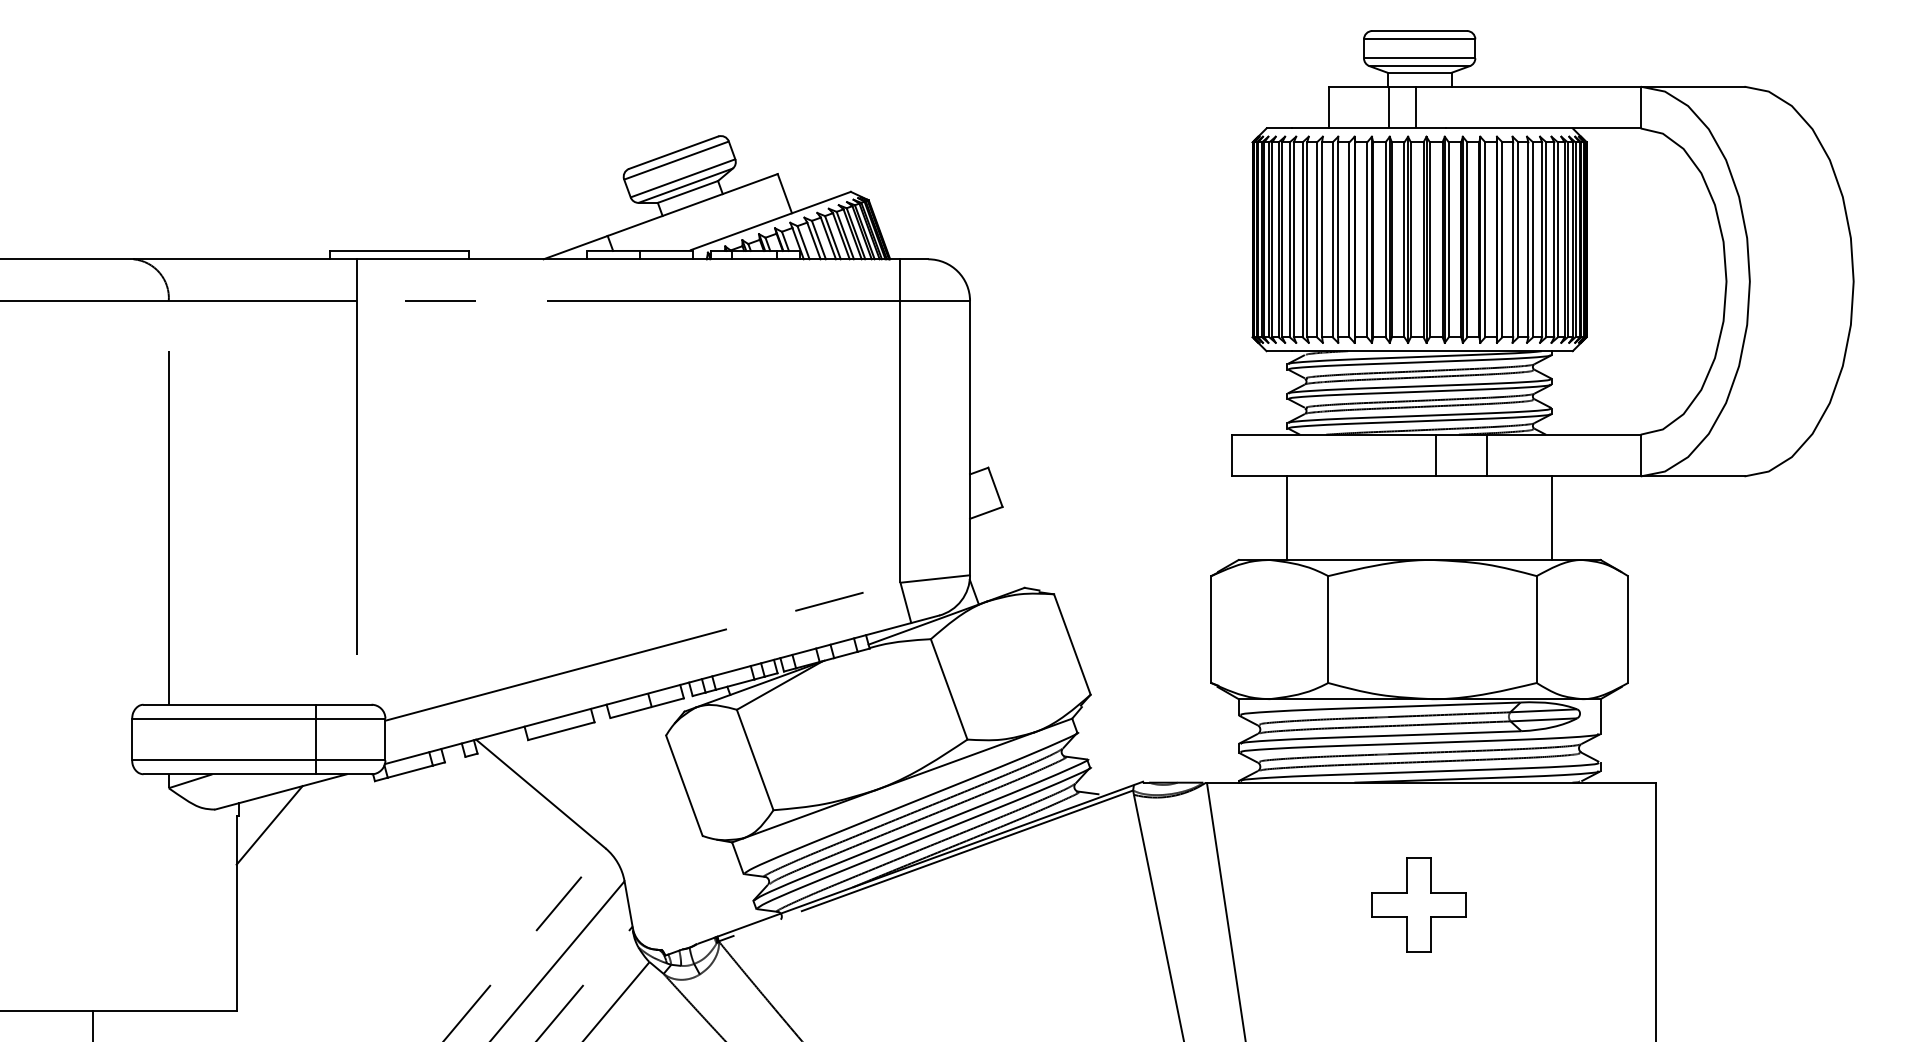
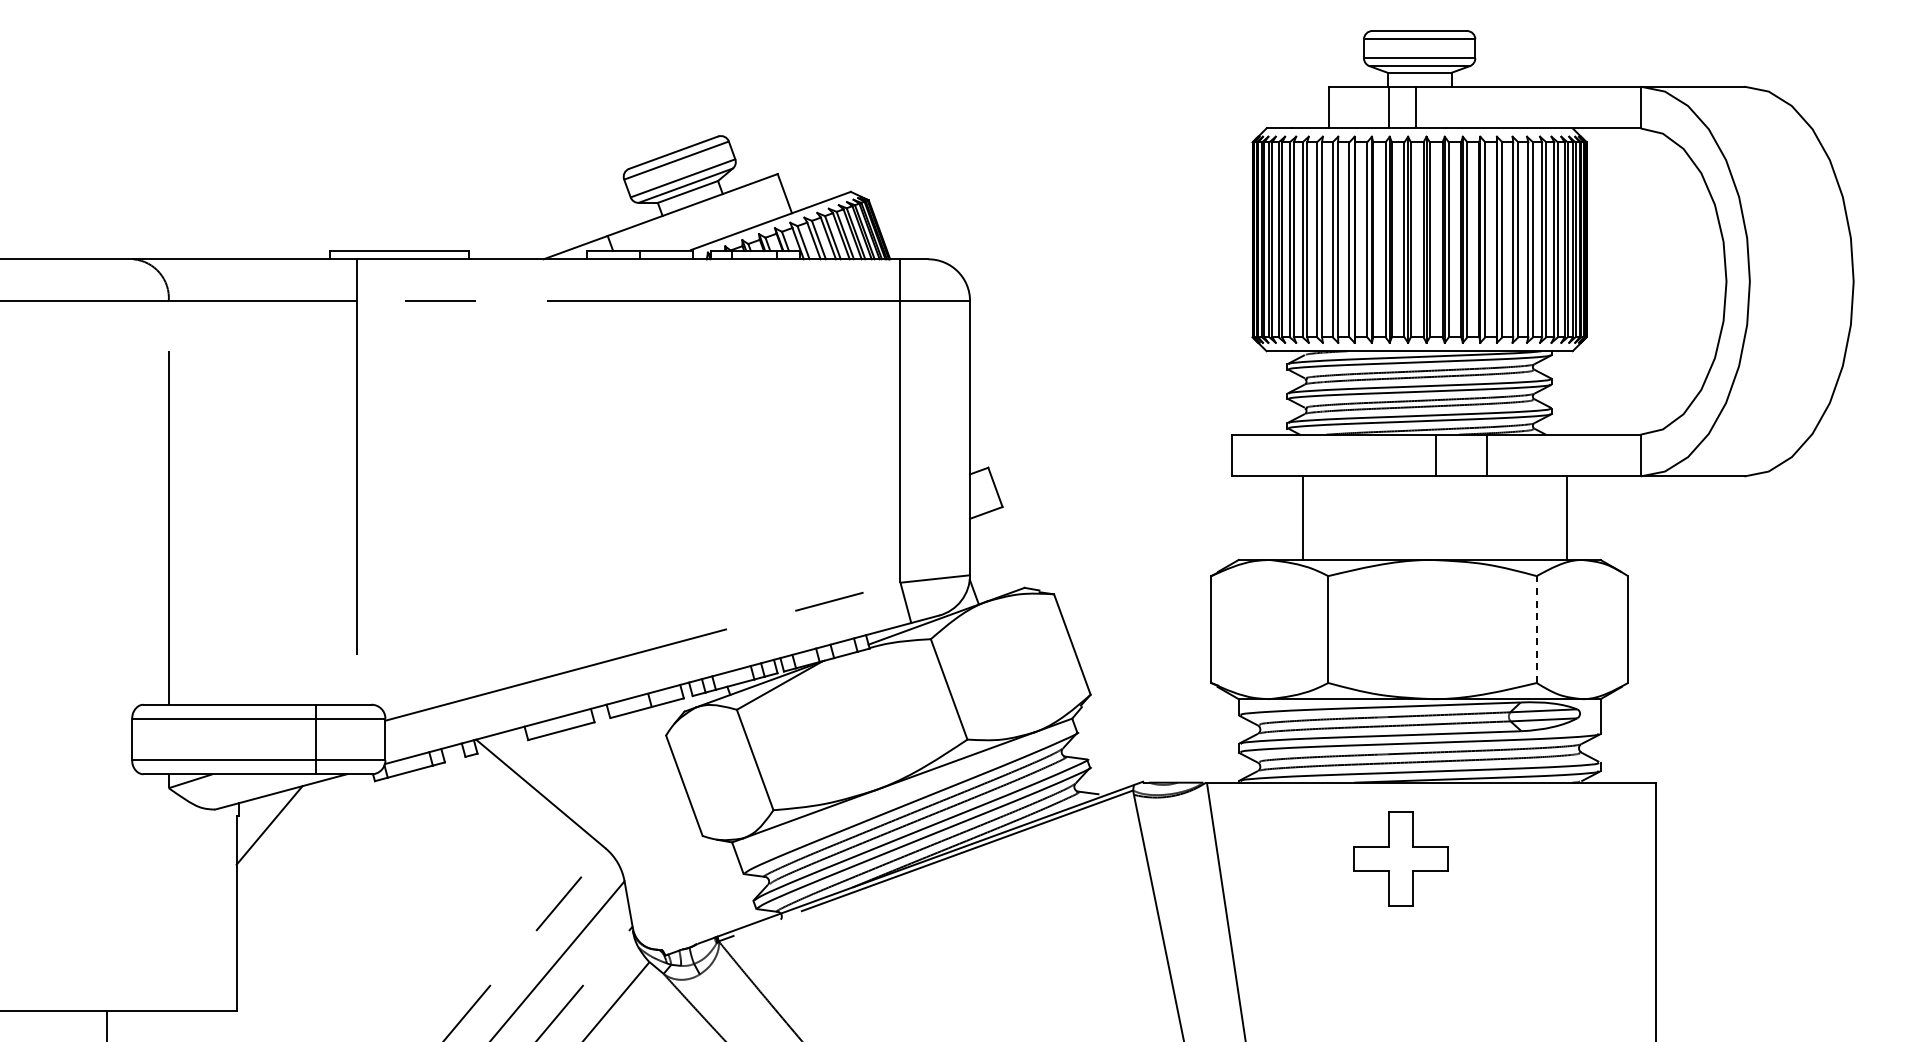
line position: (1287, 517) -> (1303, 517) (1303, 517)
line position: (1551, 517) -> (1566, 517) (1566, 517)
line: solid -> dashed (1536, 629)
part position: (1418, 904) -> (1400, 858) (1400, 858)
line position: (93, 1024) -> (107, 1024) (107, 1024)
